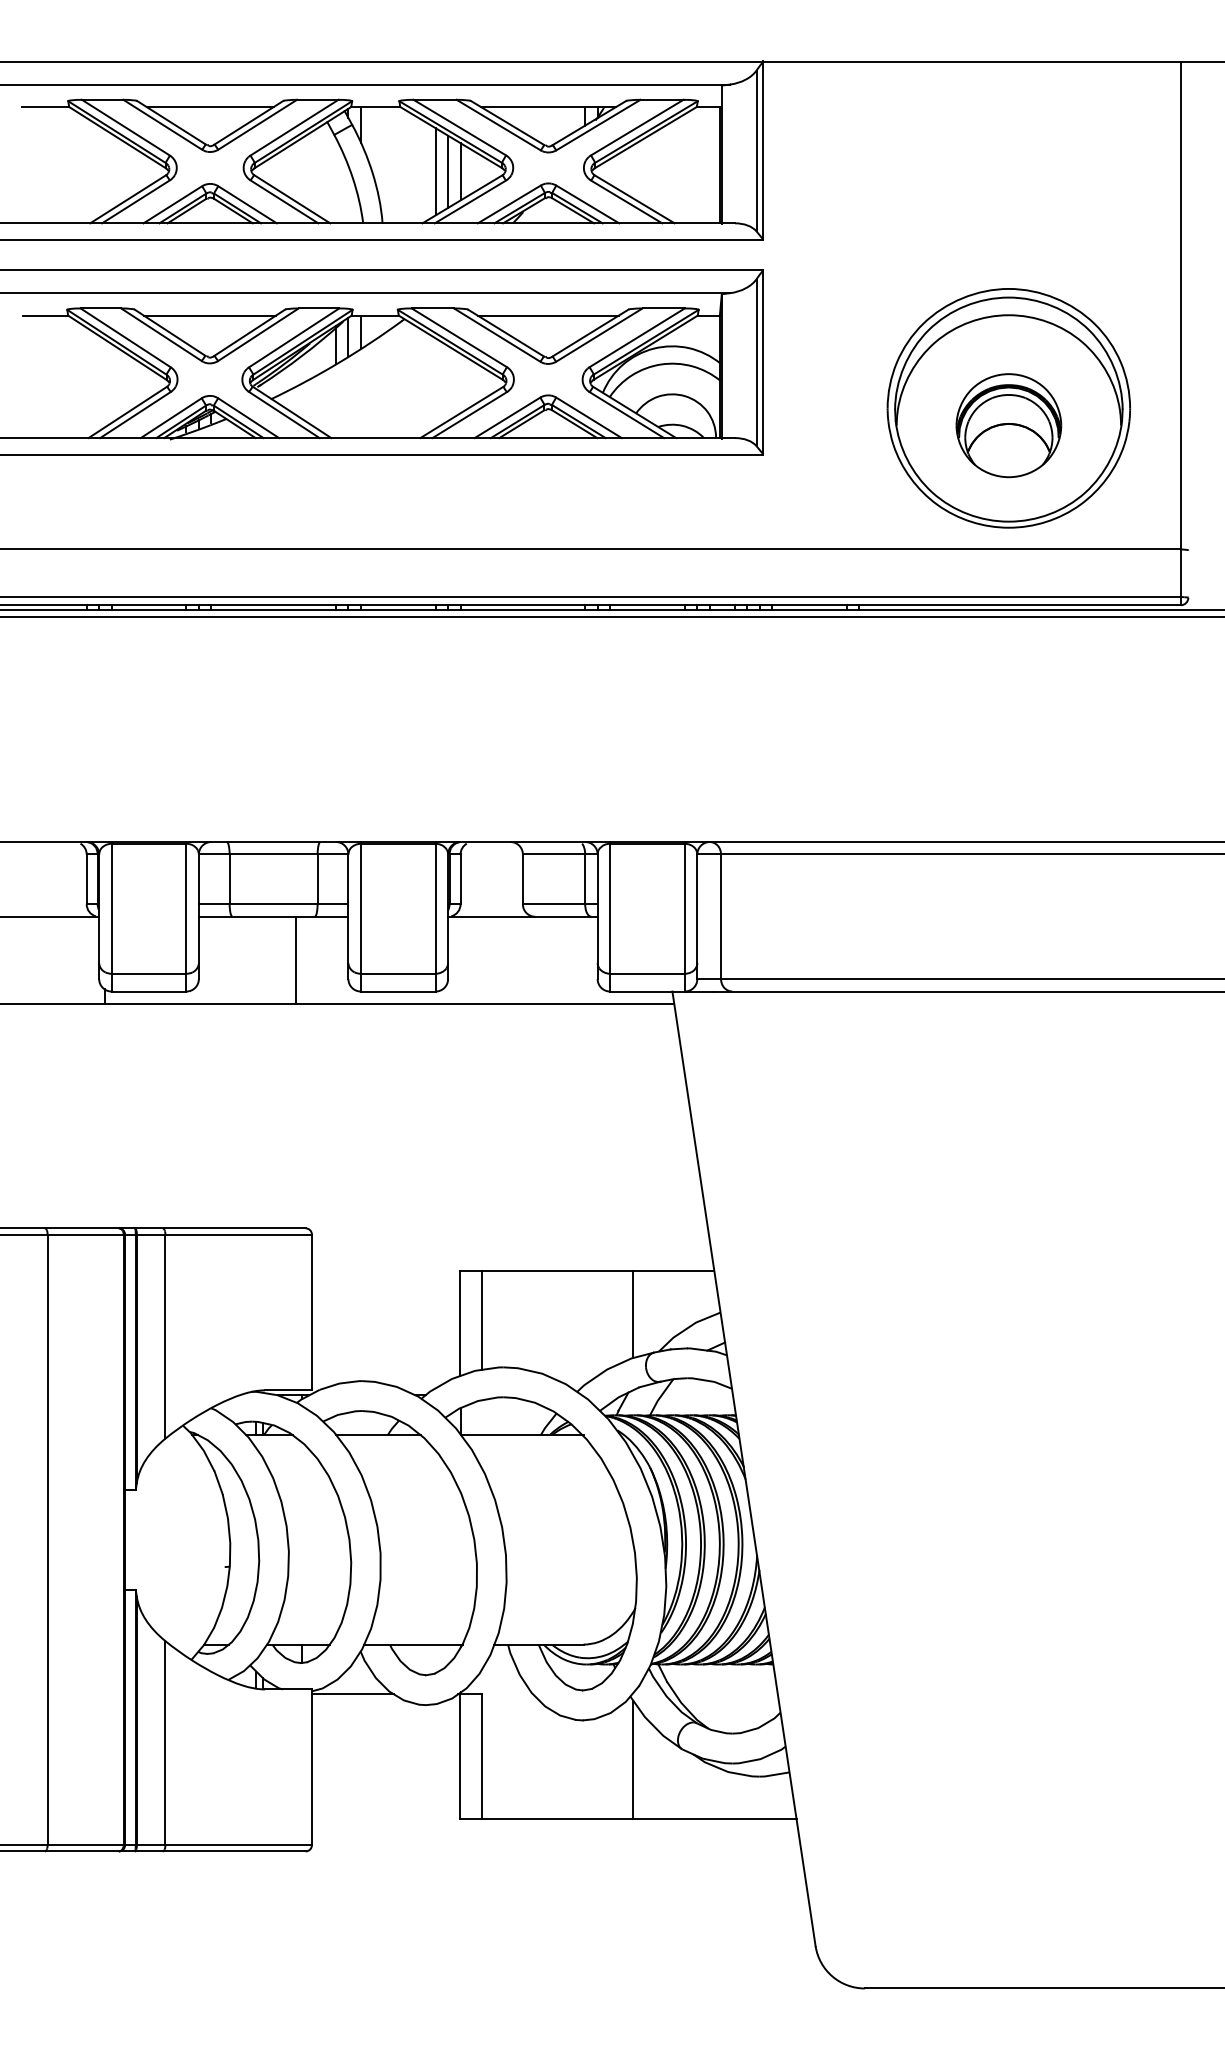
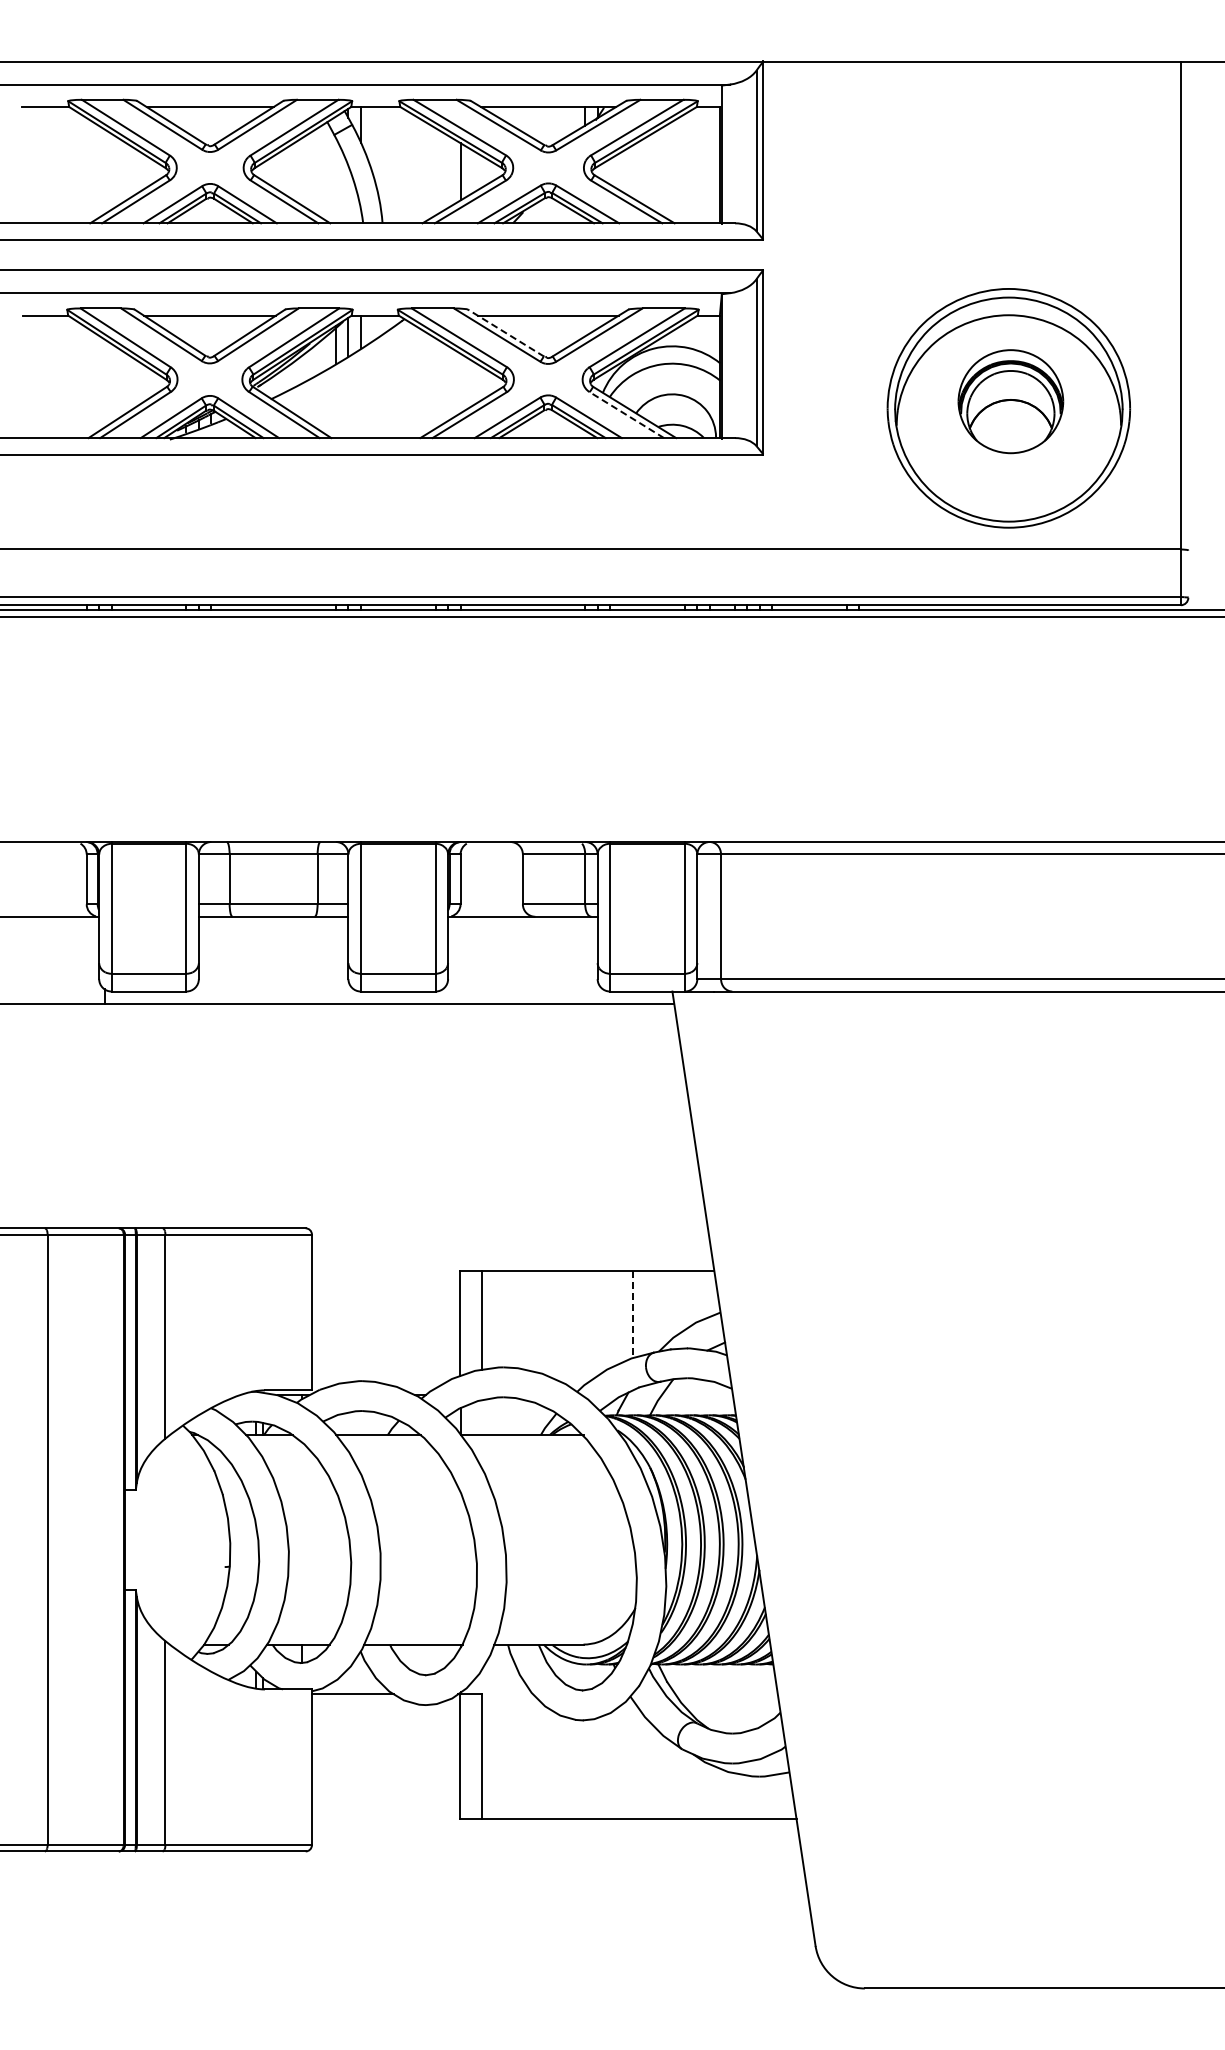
line: present -> none (435, 171)
line: present -> none (448, 171)
line: solid -> dashed (506, 333)
line: solid -> dashed (626, 415)
part position: (1008, 425) -> (1010, 401) (1010, 401)
line: present -> none (295, 960)
line: solid -> dashed (633, 1314)
line: present -> none (633, 1759)
